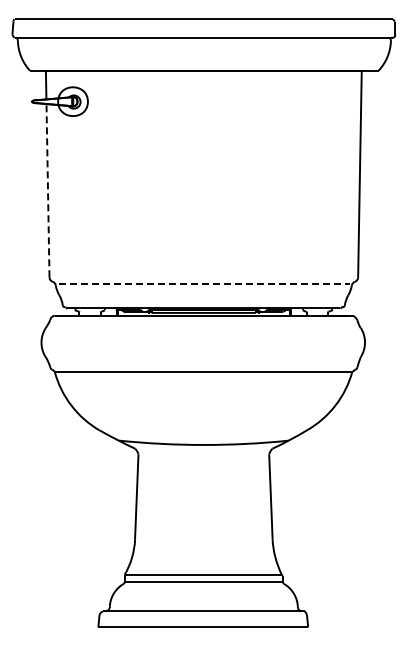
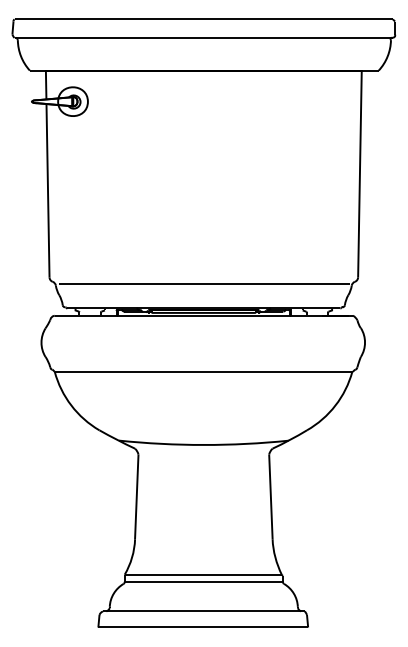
line: dashed -> solid (48, 190)
line: dashed -> solid (204, 283)
